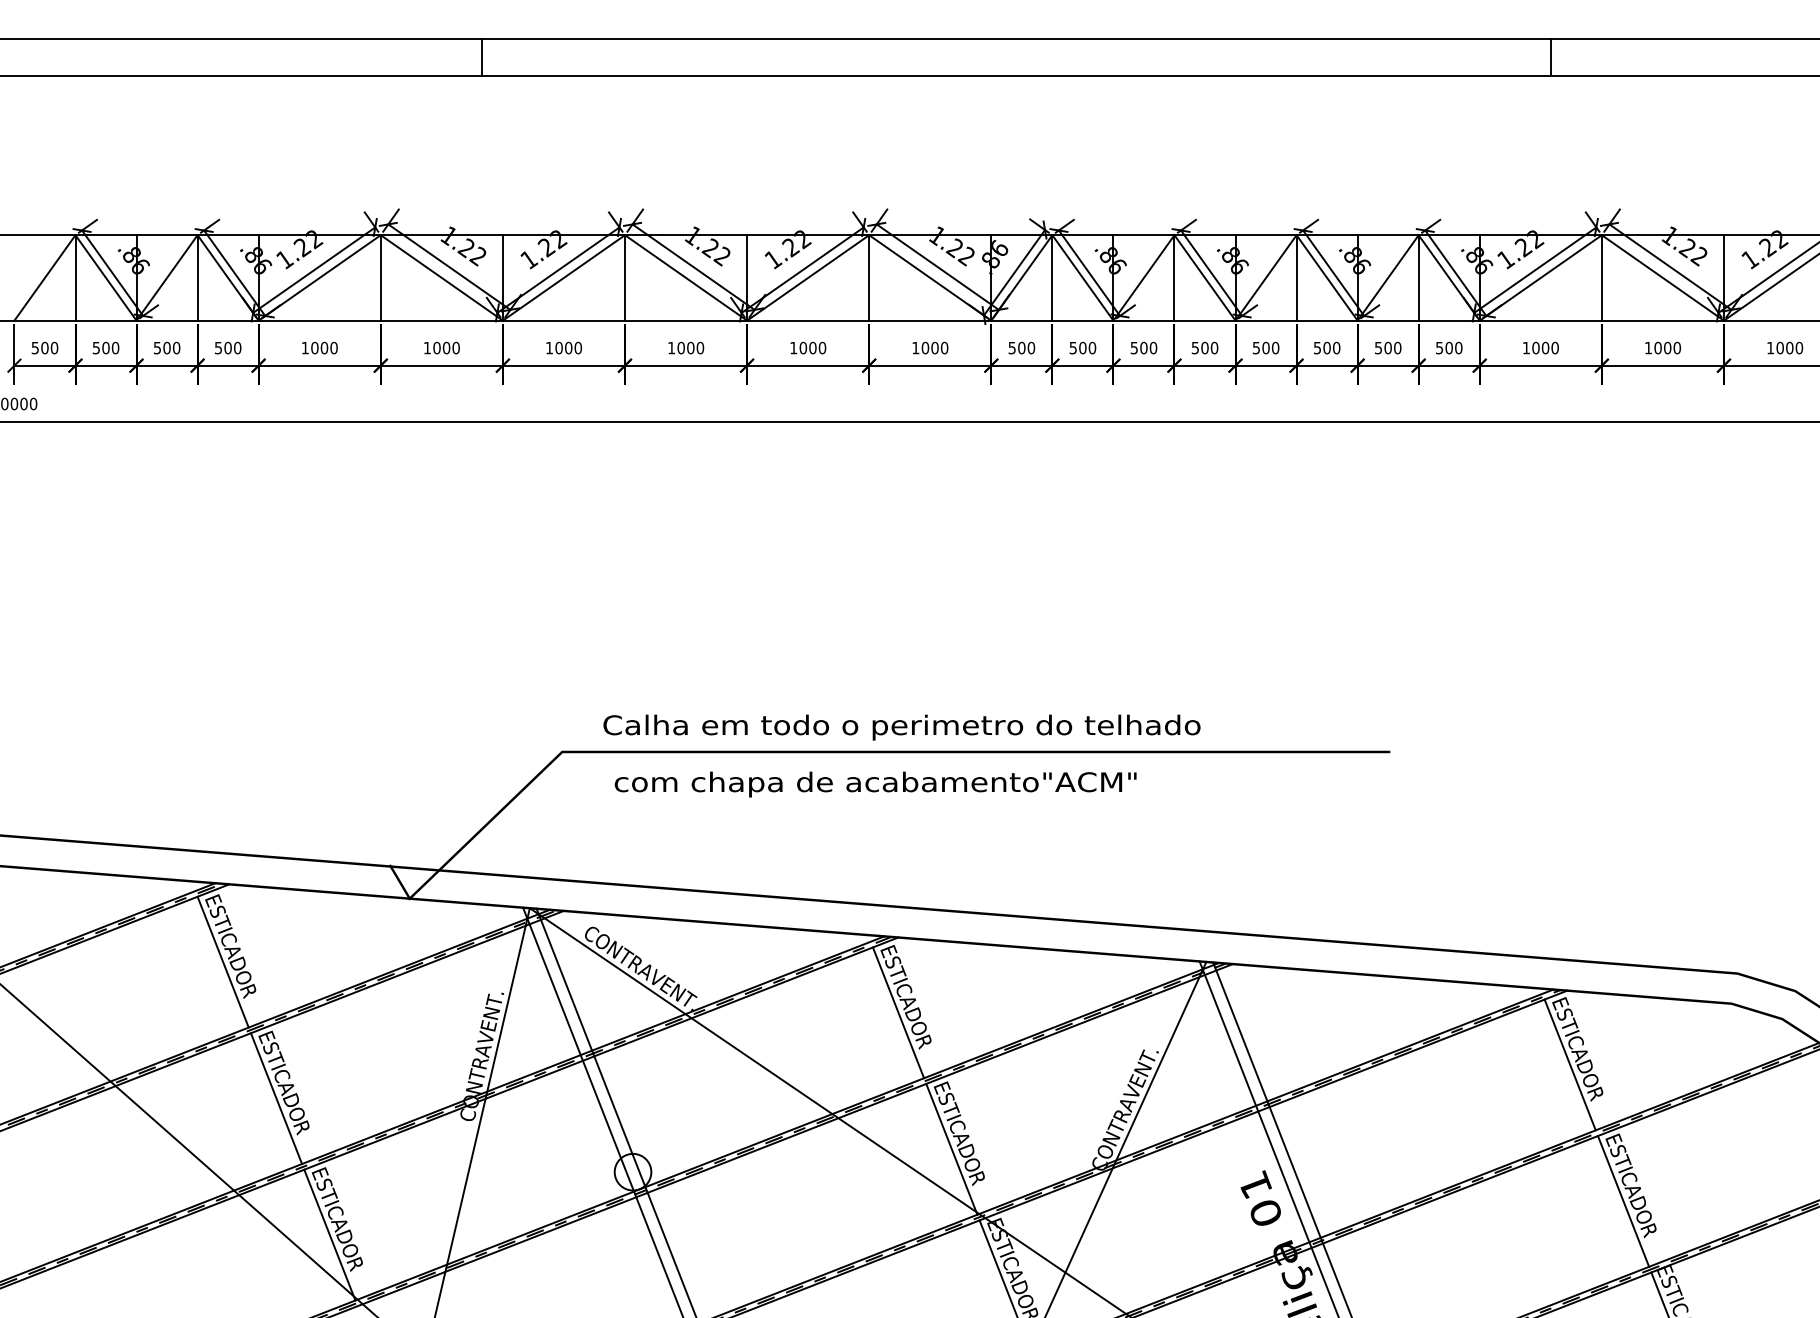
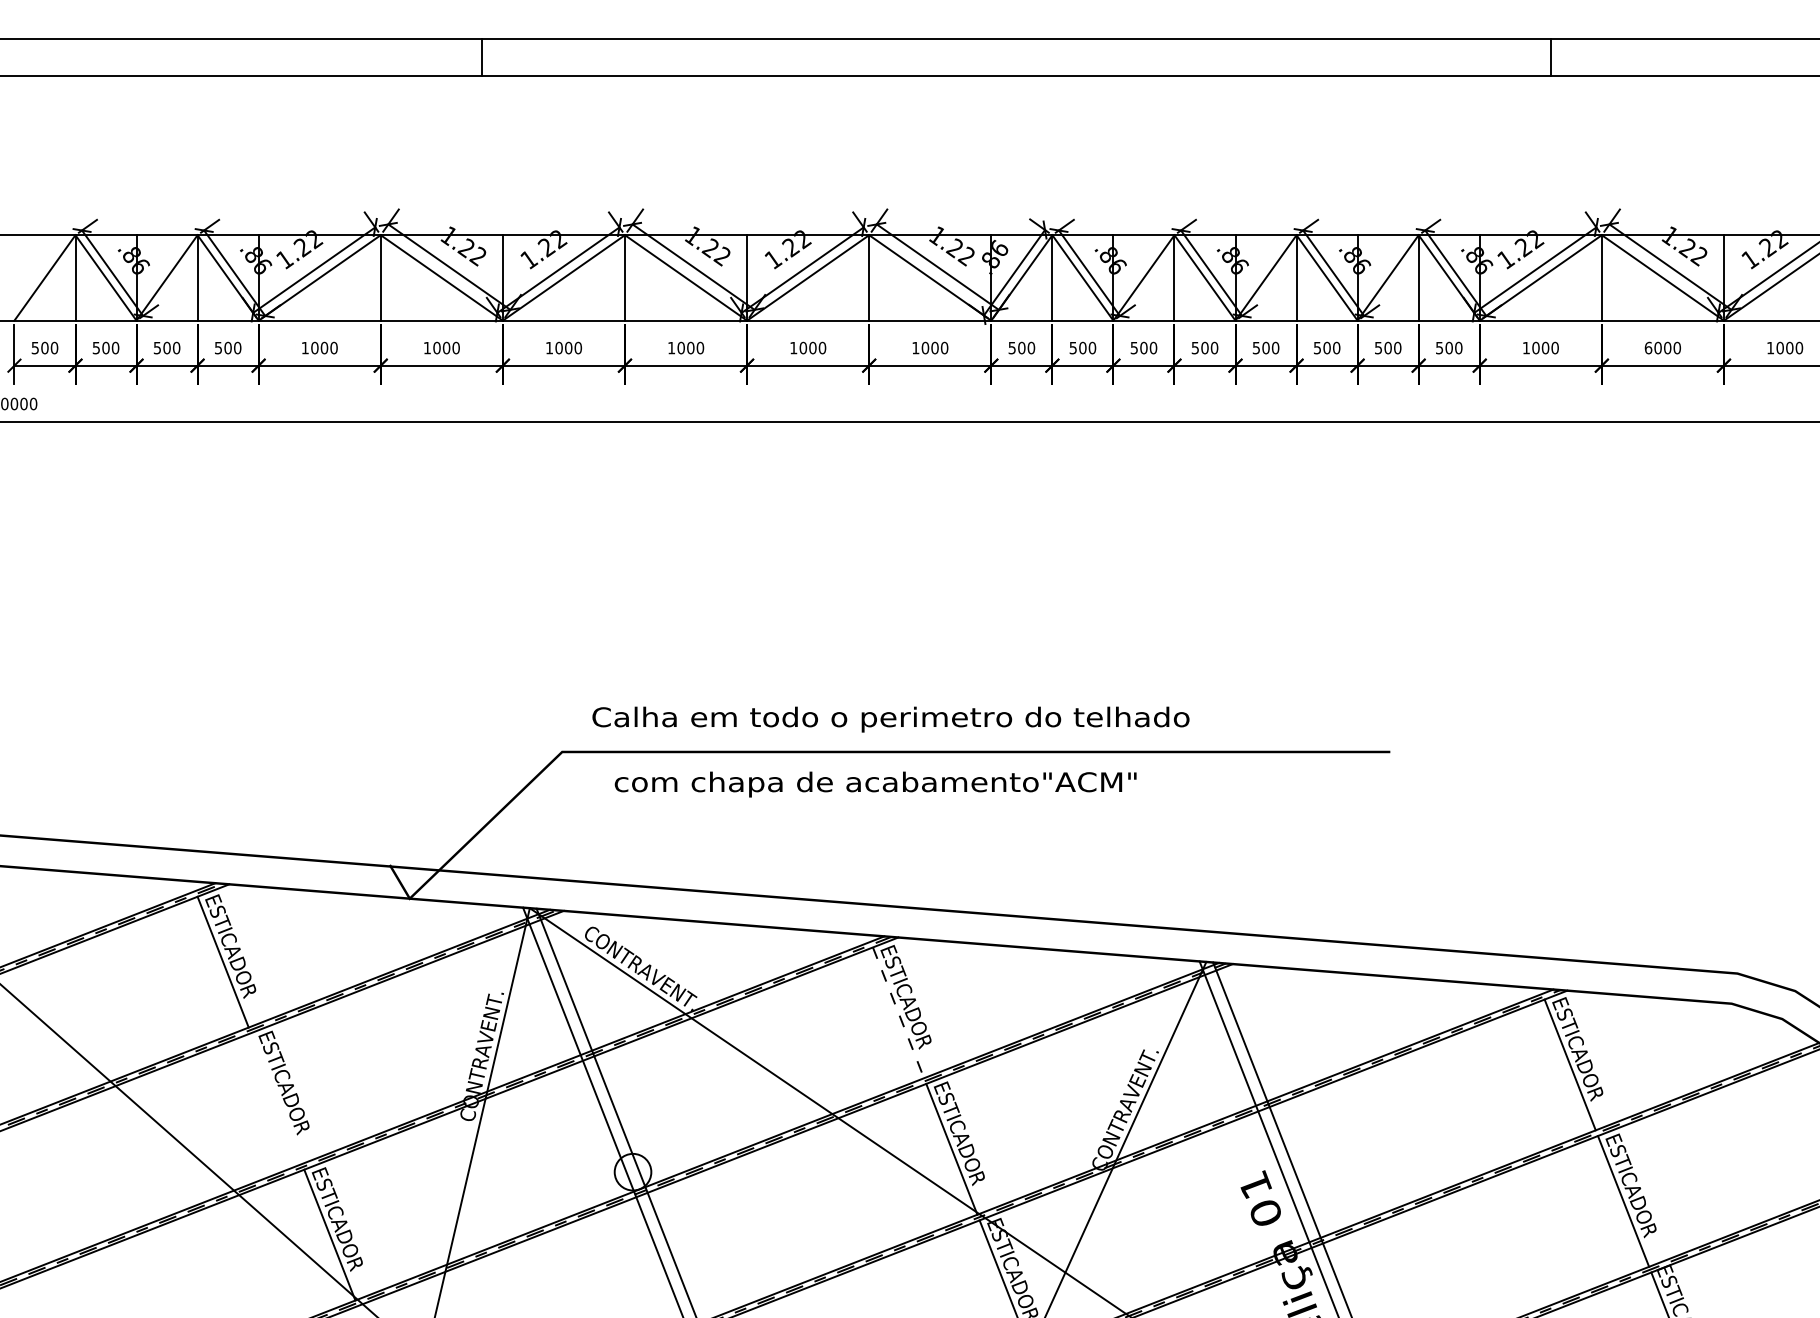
text: 1000 -> 6000 (1648, 347)
text position: (901, 727) -> (890, 719) (890, 719)
line: solid -> dashed (898, 1013)
line: present -> none (276, 1098)
